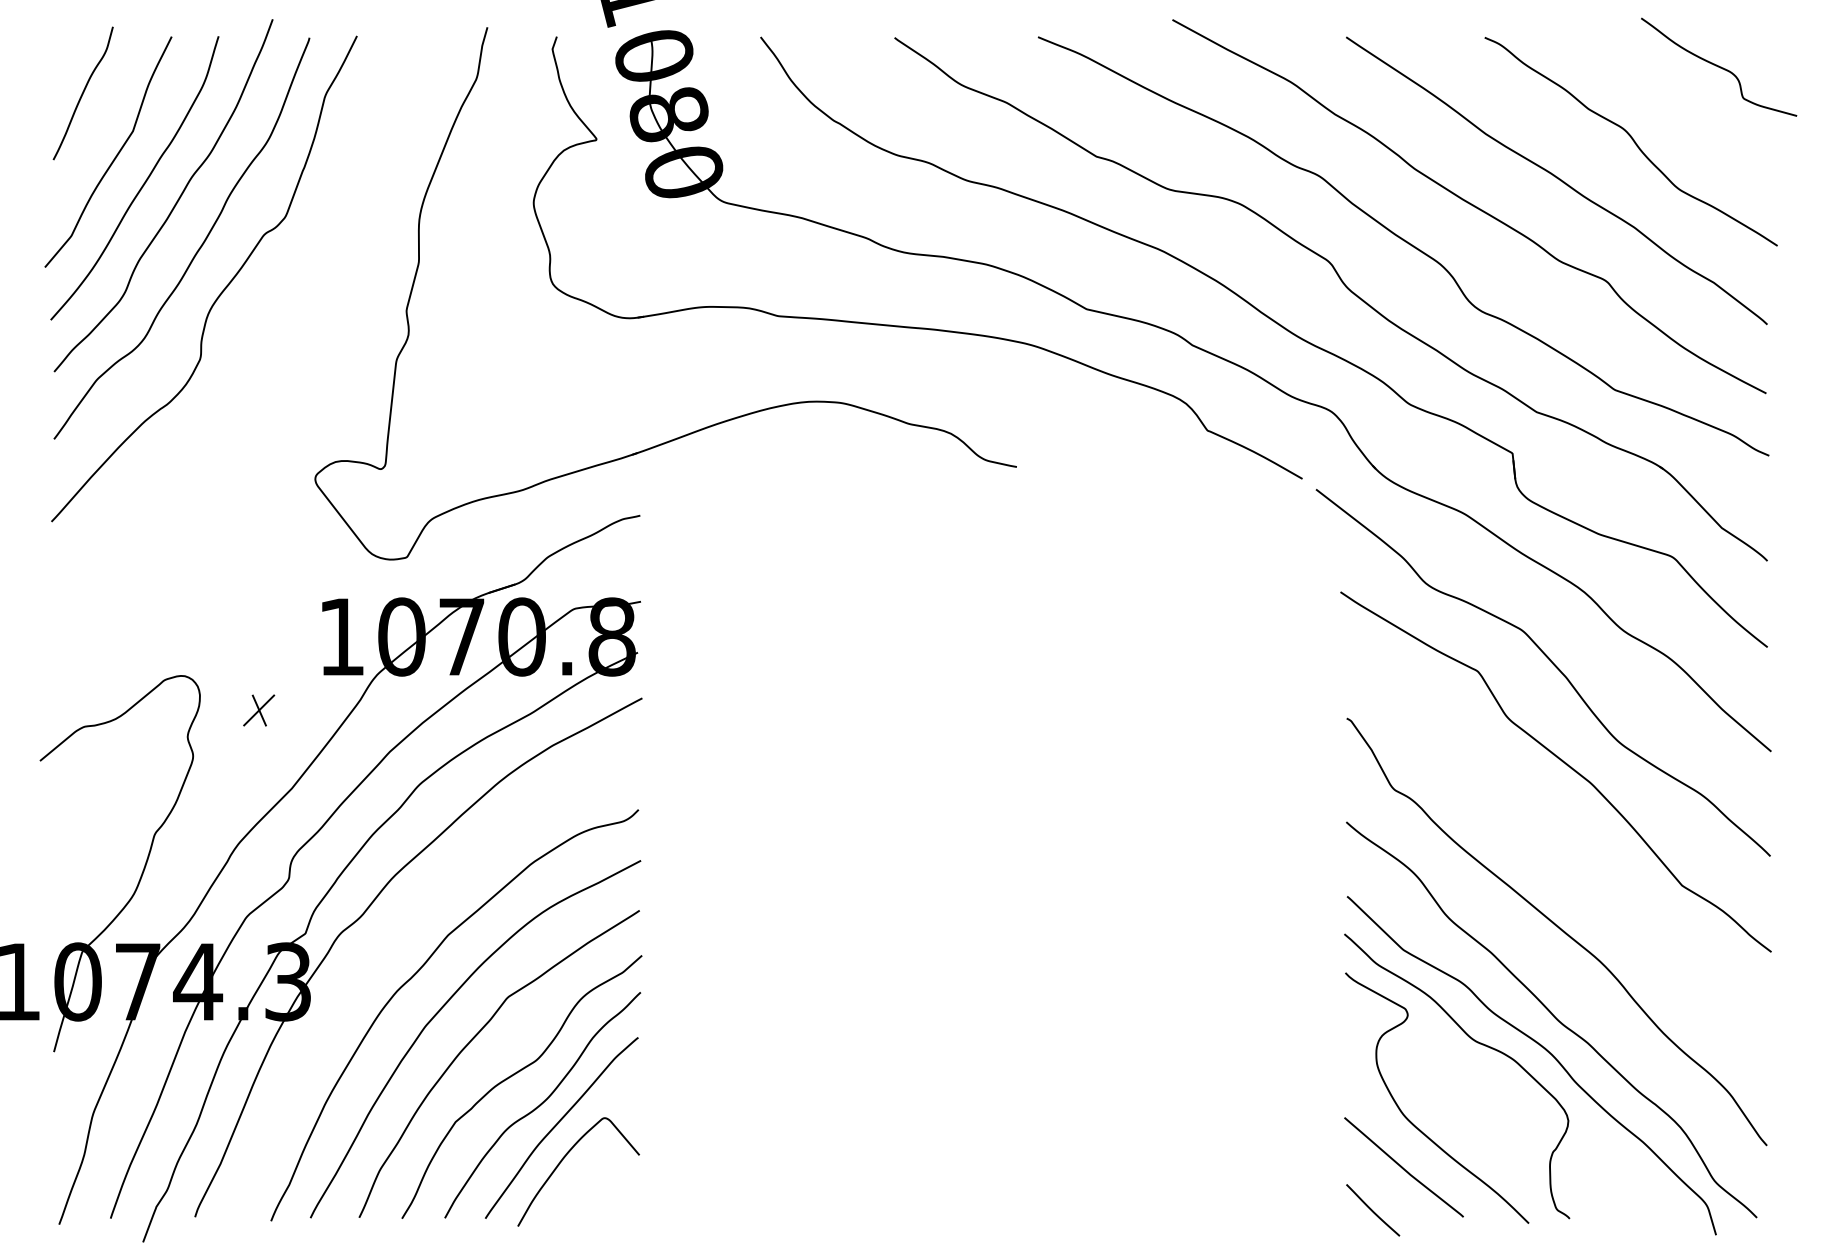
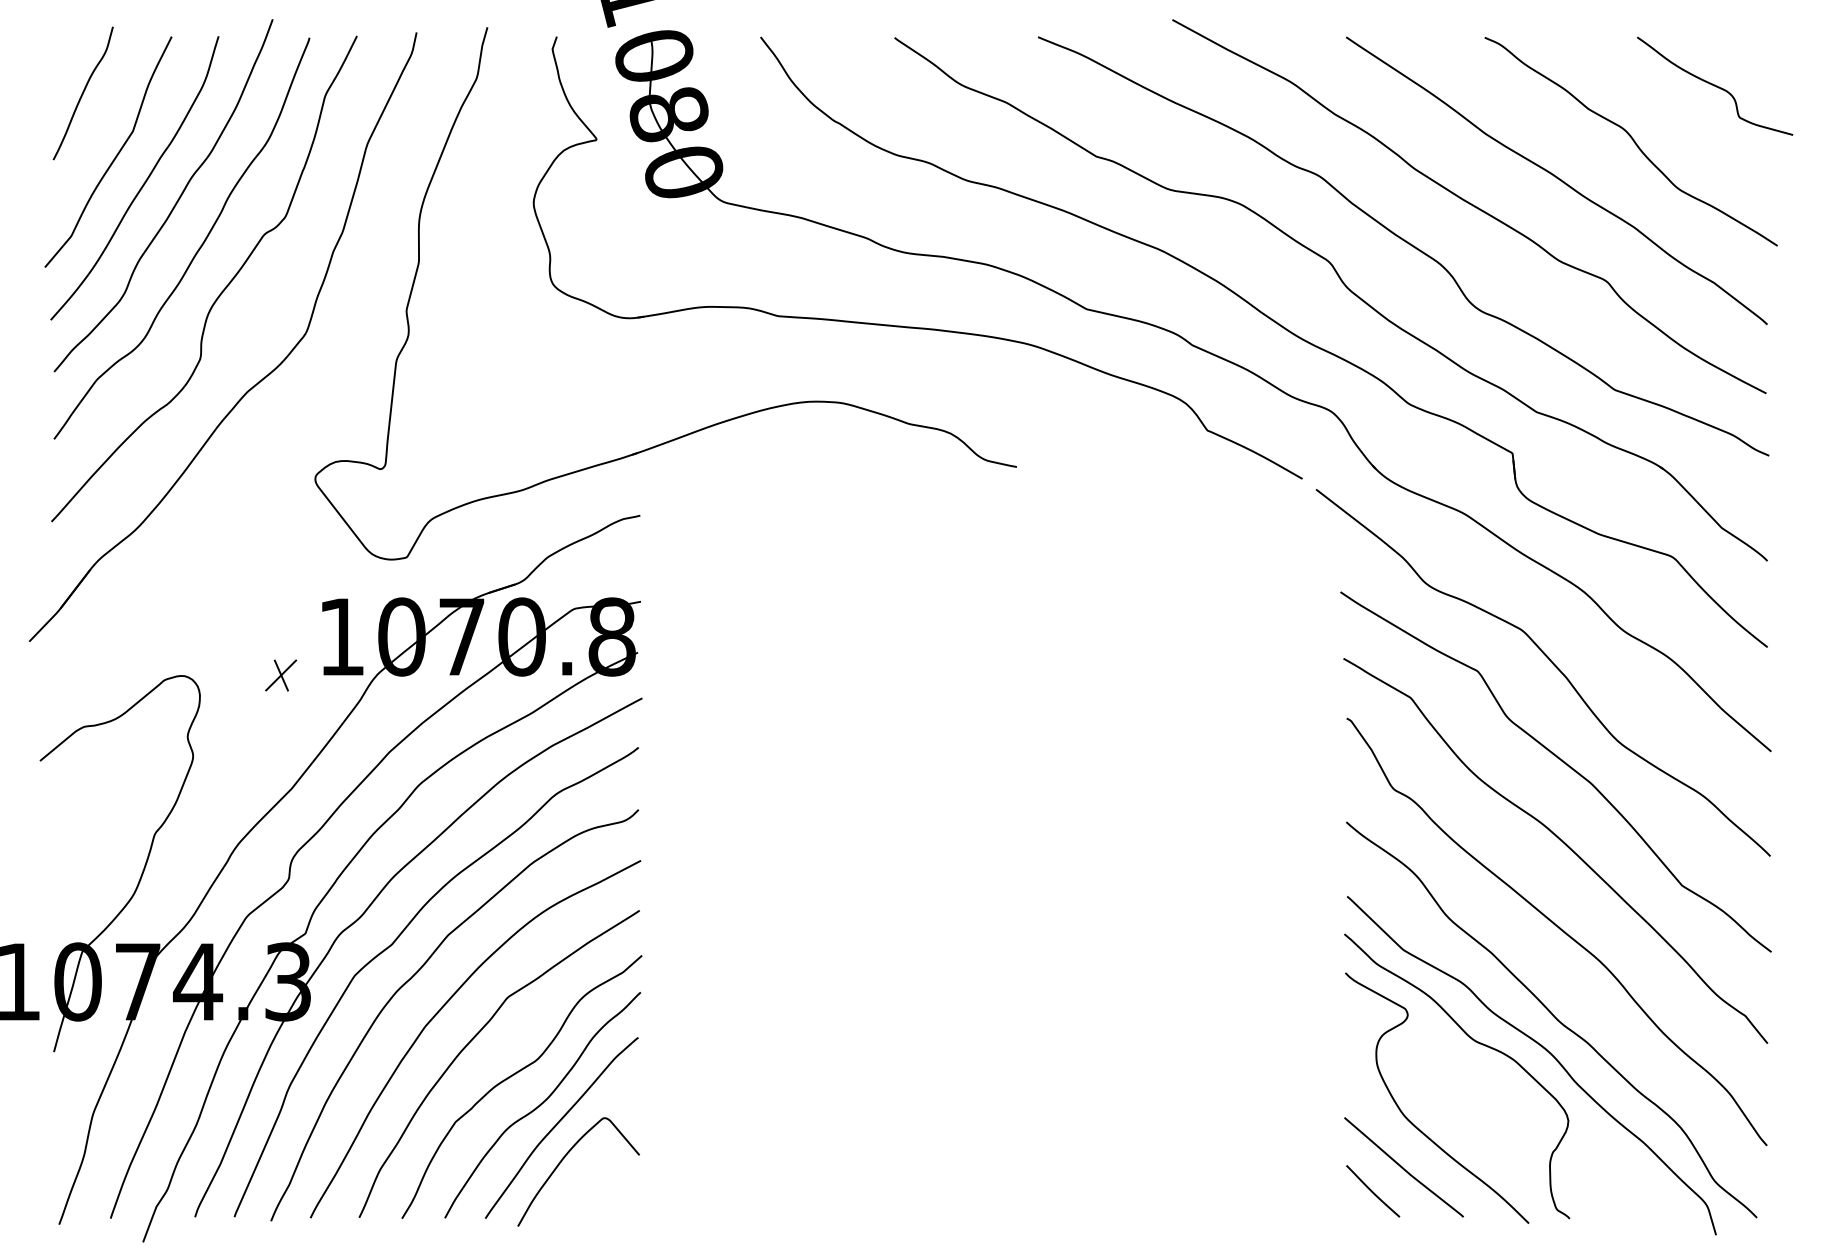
curve position: (1719, 66) -> (1715, 85) (1715, 85)
part: none -> present (259, 380)
part position: (259, 710) -> (281, 675) (281, 675)
curve: none -> present (1562, 842)
curve: none -> present (394, 943)
line position: (1373, 1210) -> (1373, 1191) (1373, 1191)
